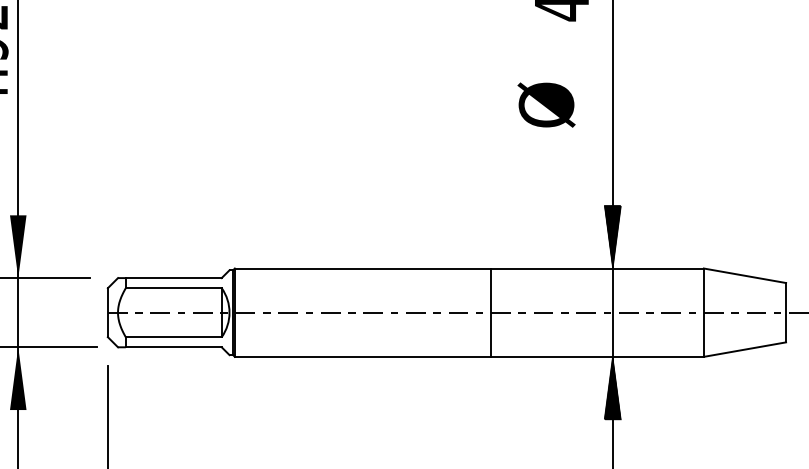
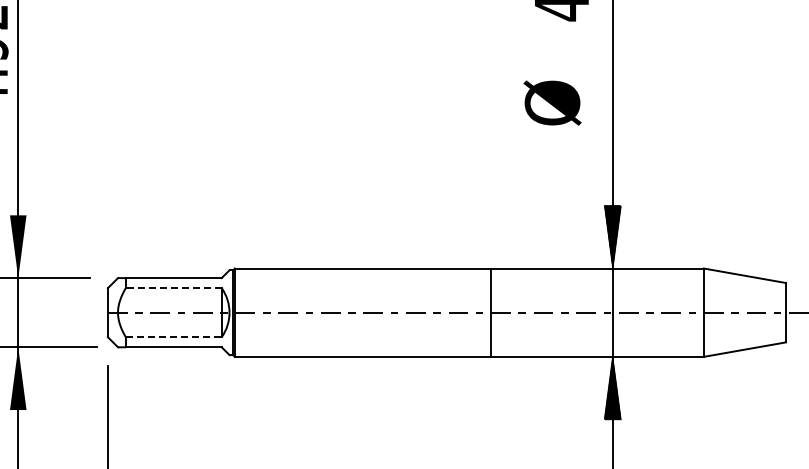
text position: (546, 104) -> (552, 102) (552, 102)
line: solid -> dashed (173, 288)
line: solid -> dashed (173, 337)
